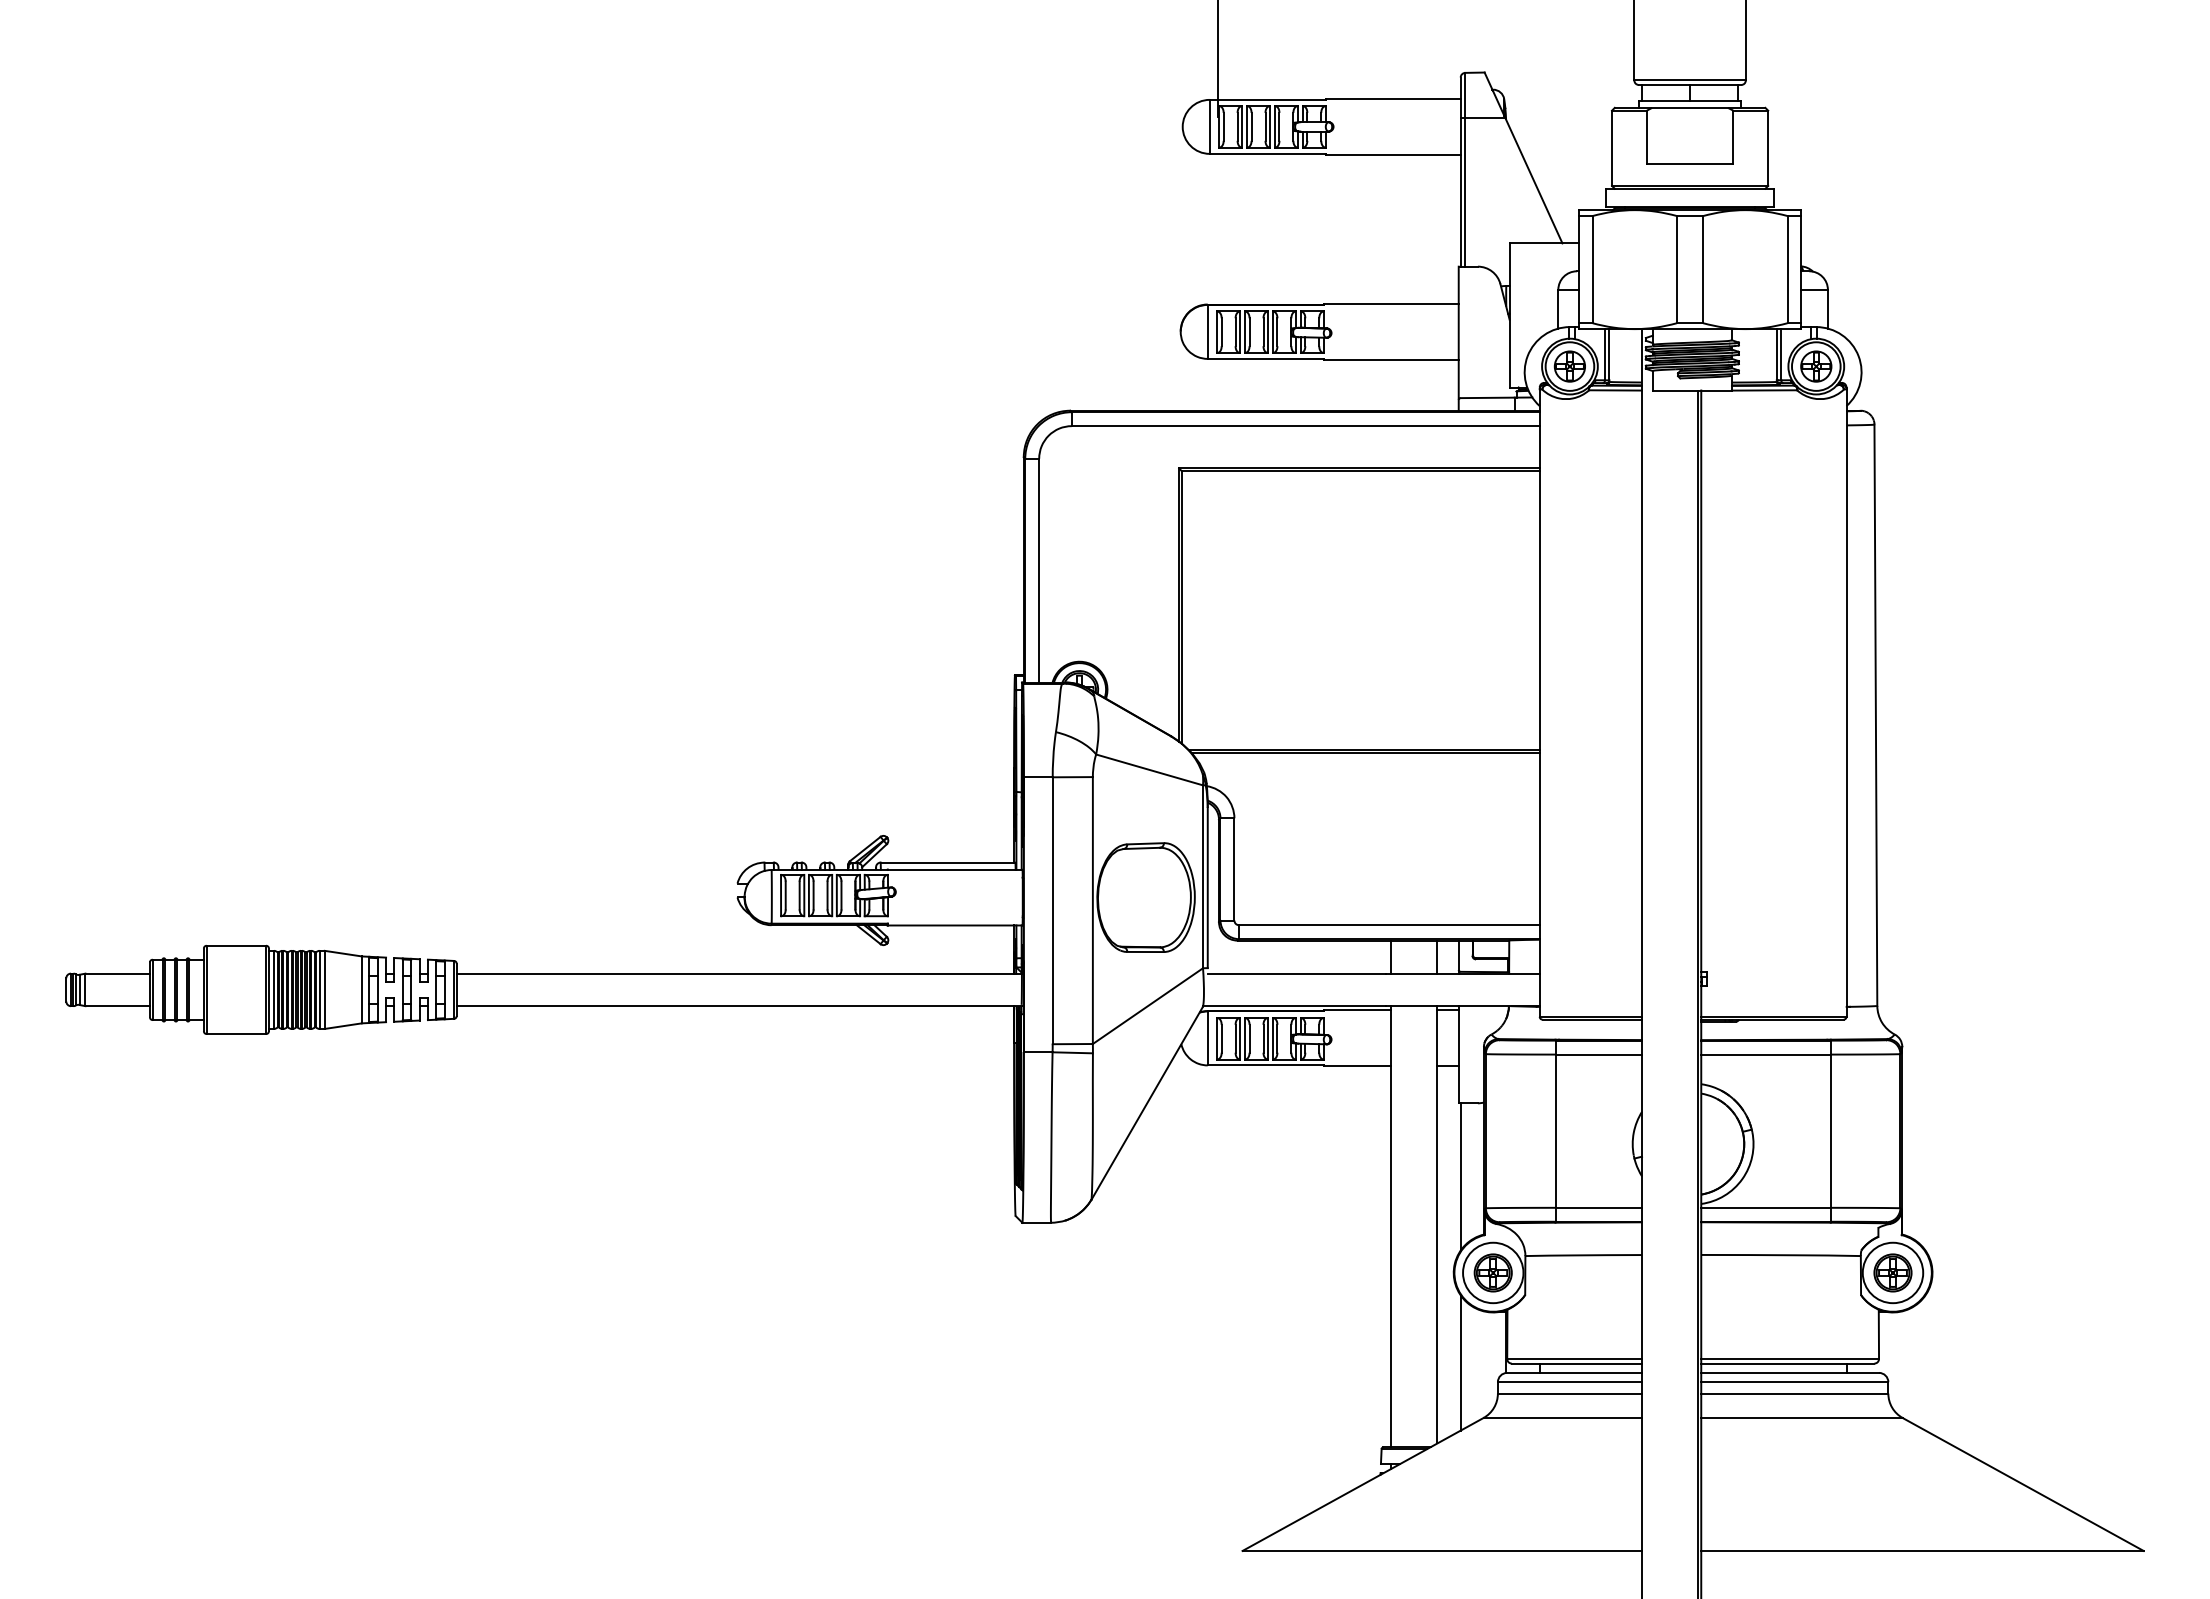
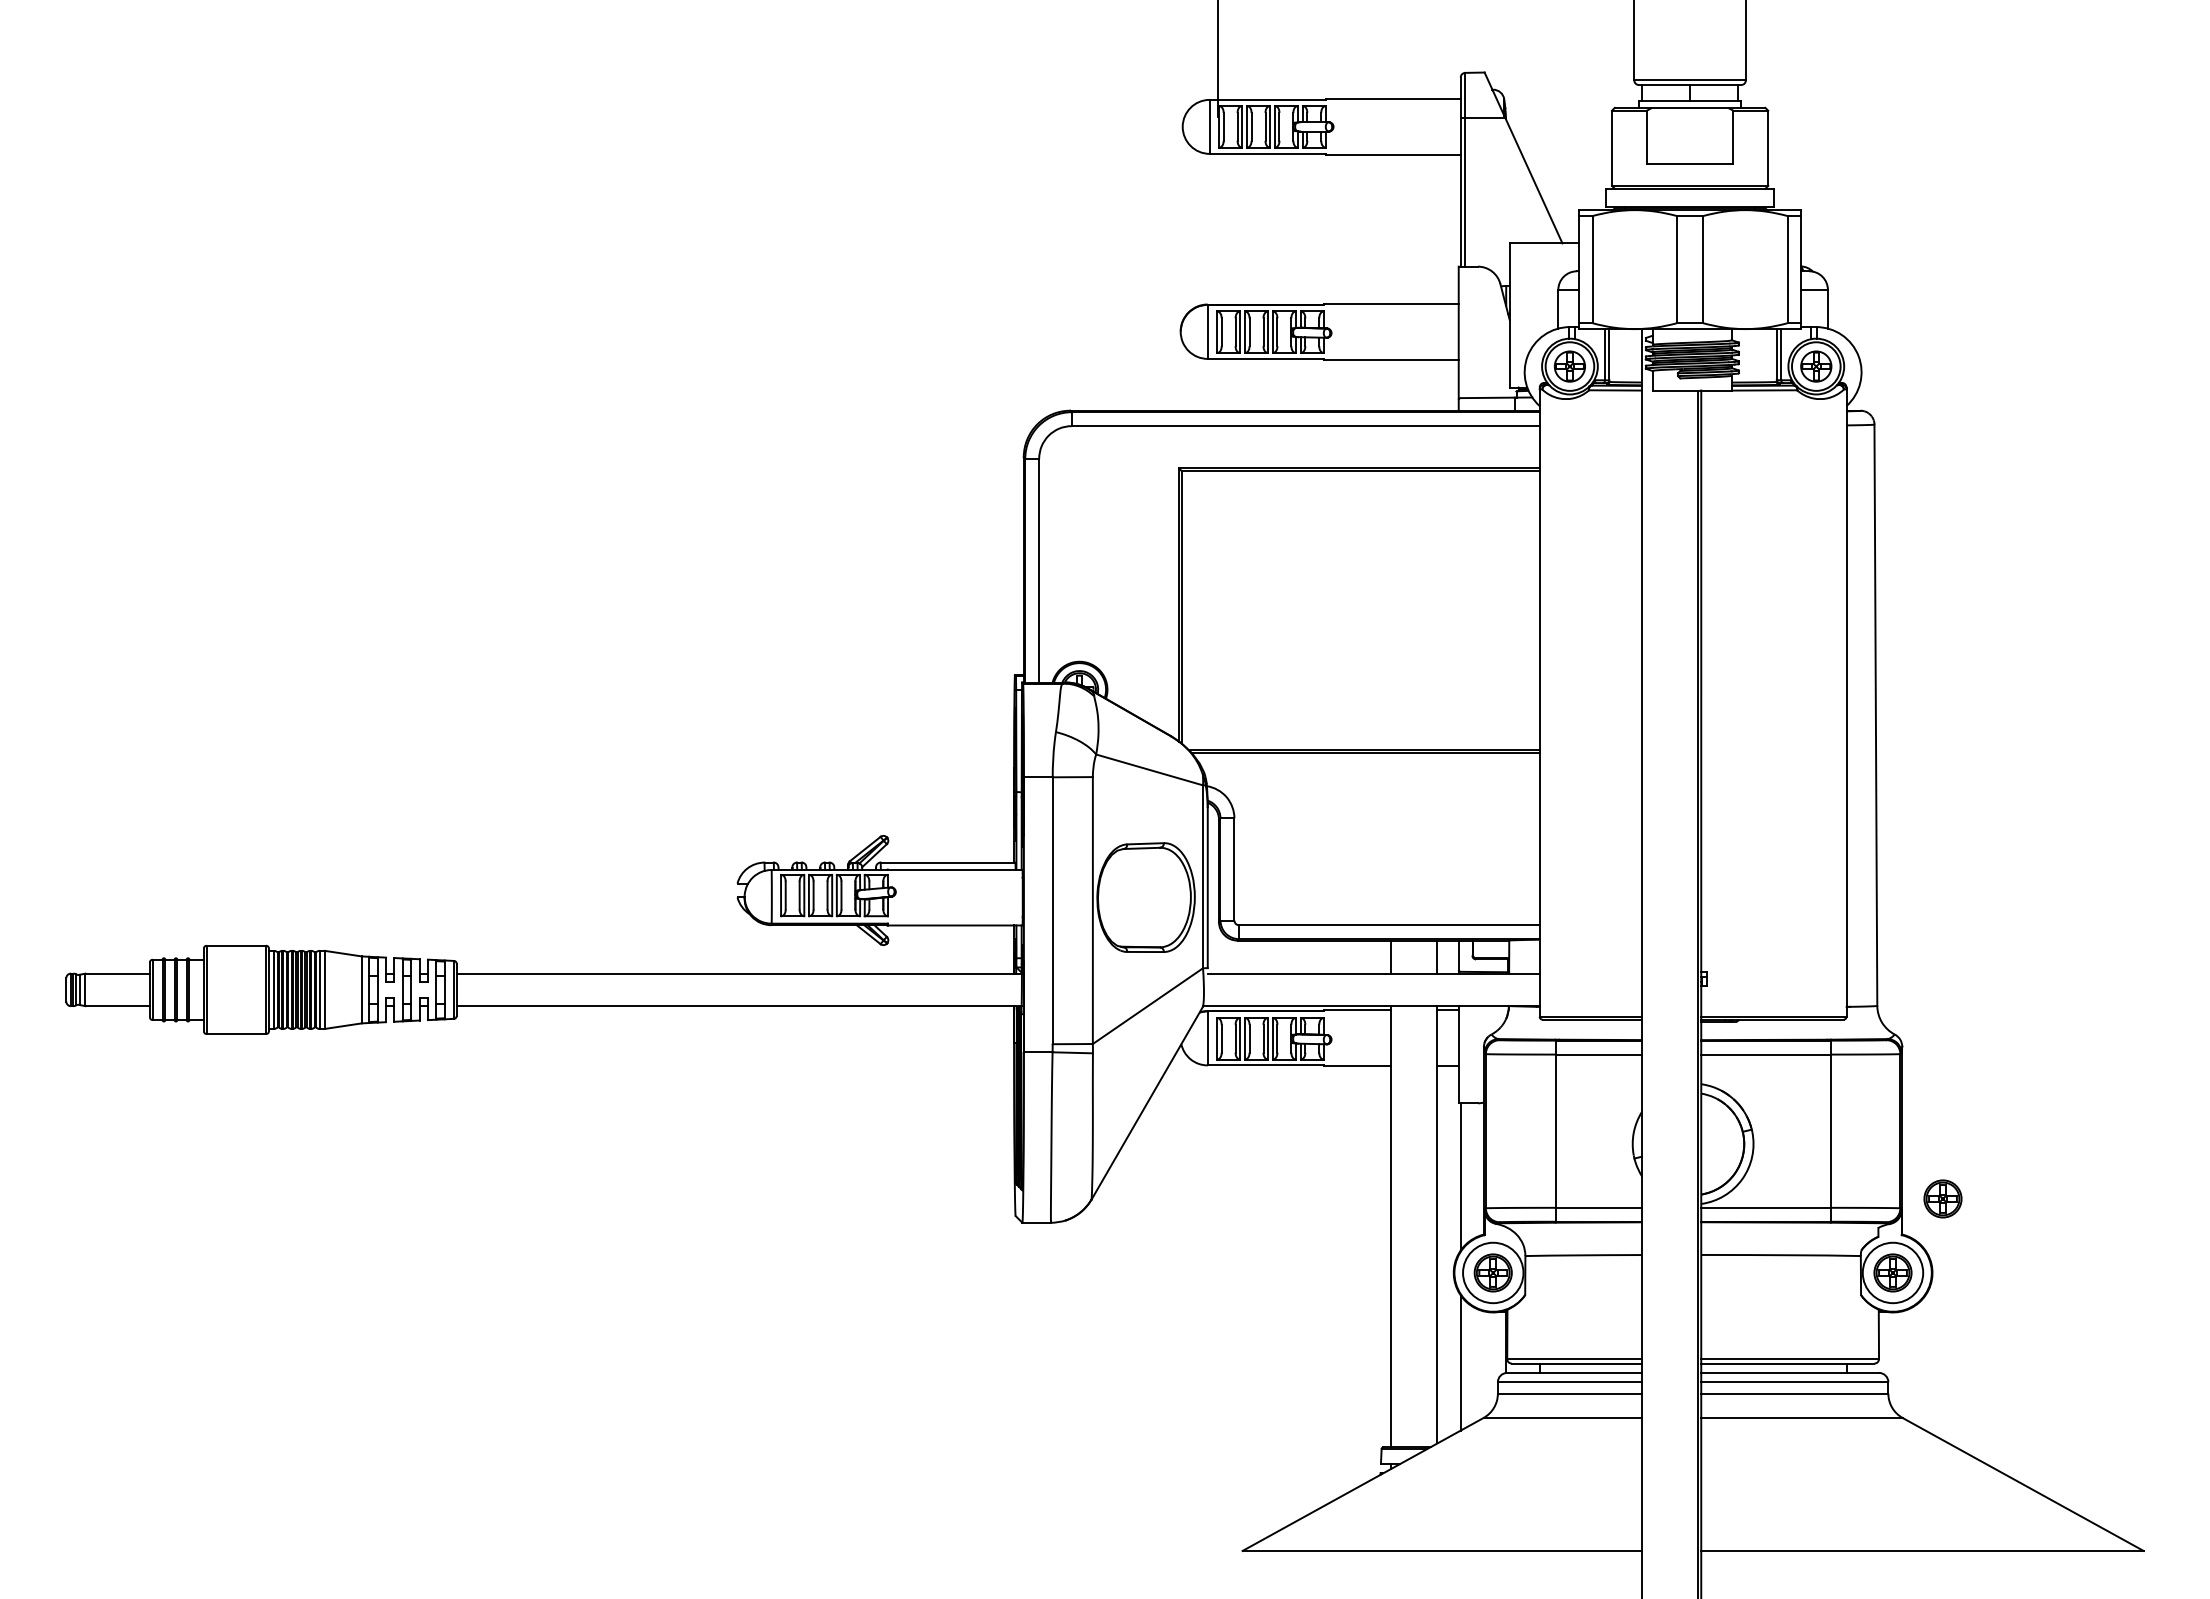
part: none -> present (1942, 1198)
